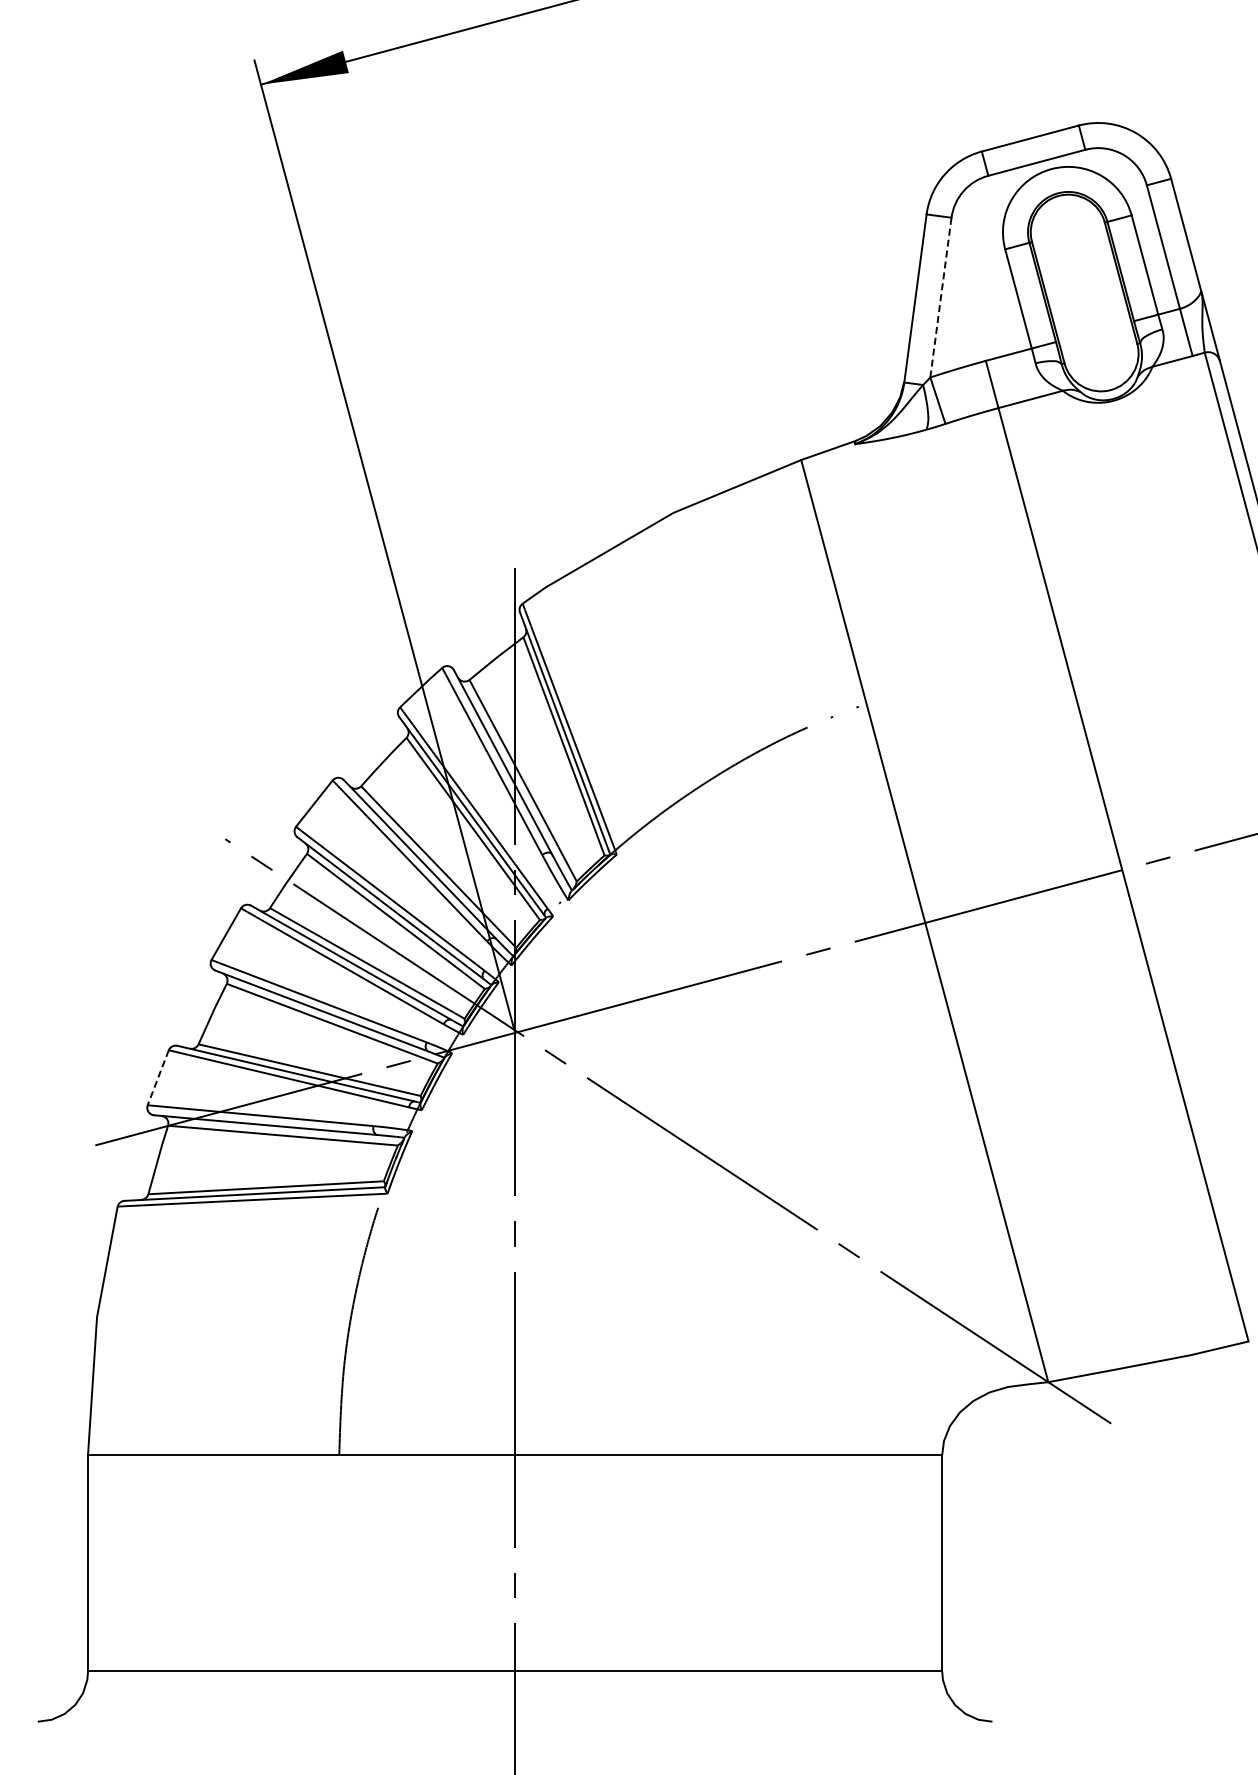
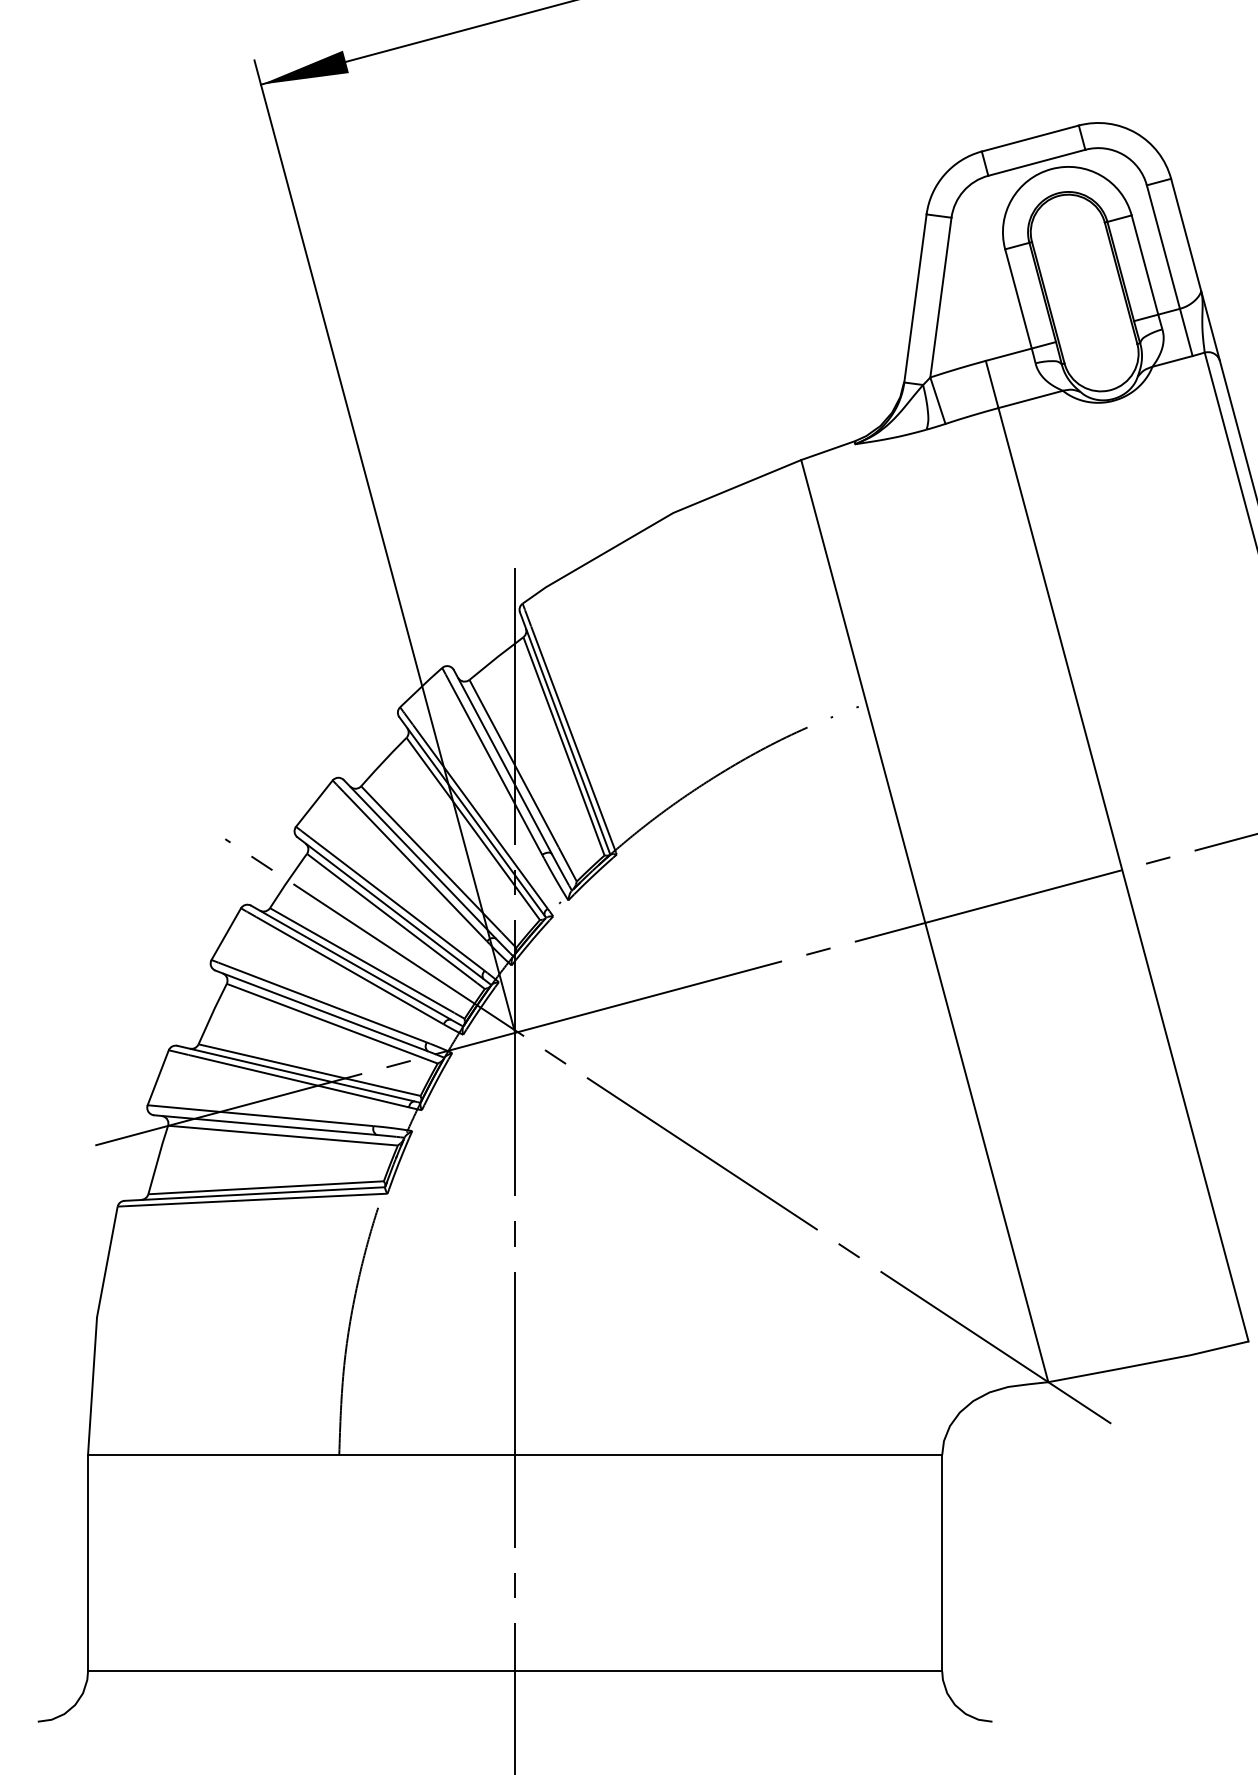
line: dashed -> solid (940, 297)
line: dashed -> solid (158, 1078)
